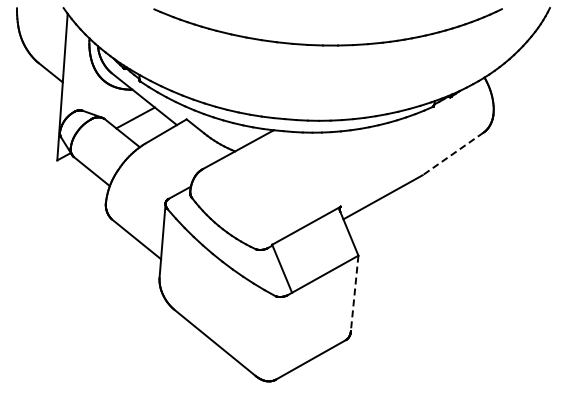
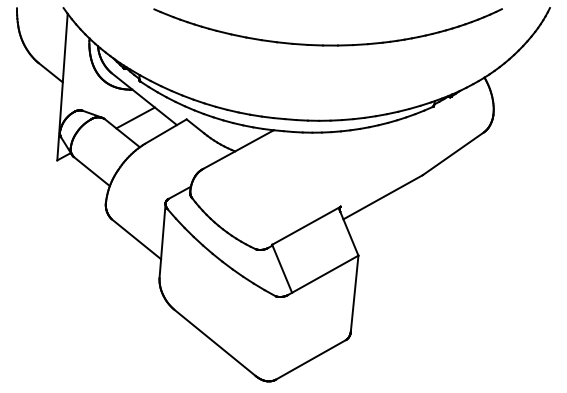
line: dashed -> solid (452, 154)
line: dashed -> solid (354, 293)
